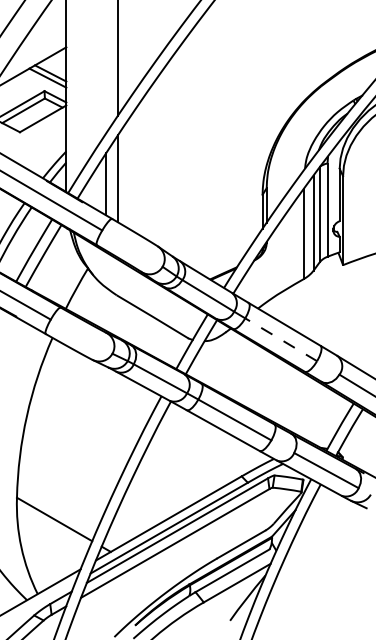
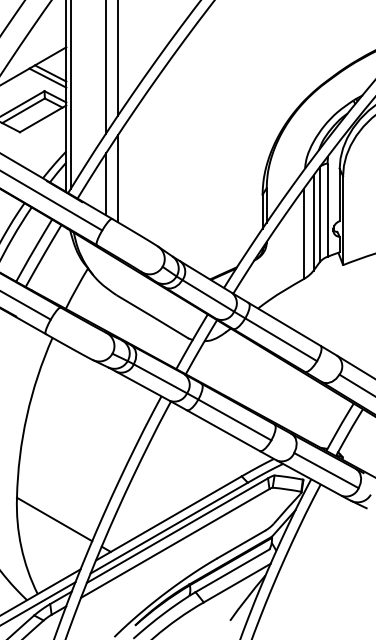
line: none -> present (106, 67)
line: none -> present (70, 95)
line: dashed -> solid (281, 339)
line: none -> present (38, 603)
